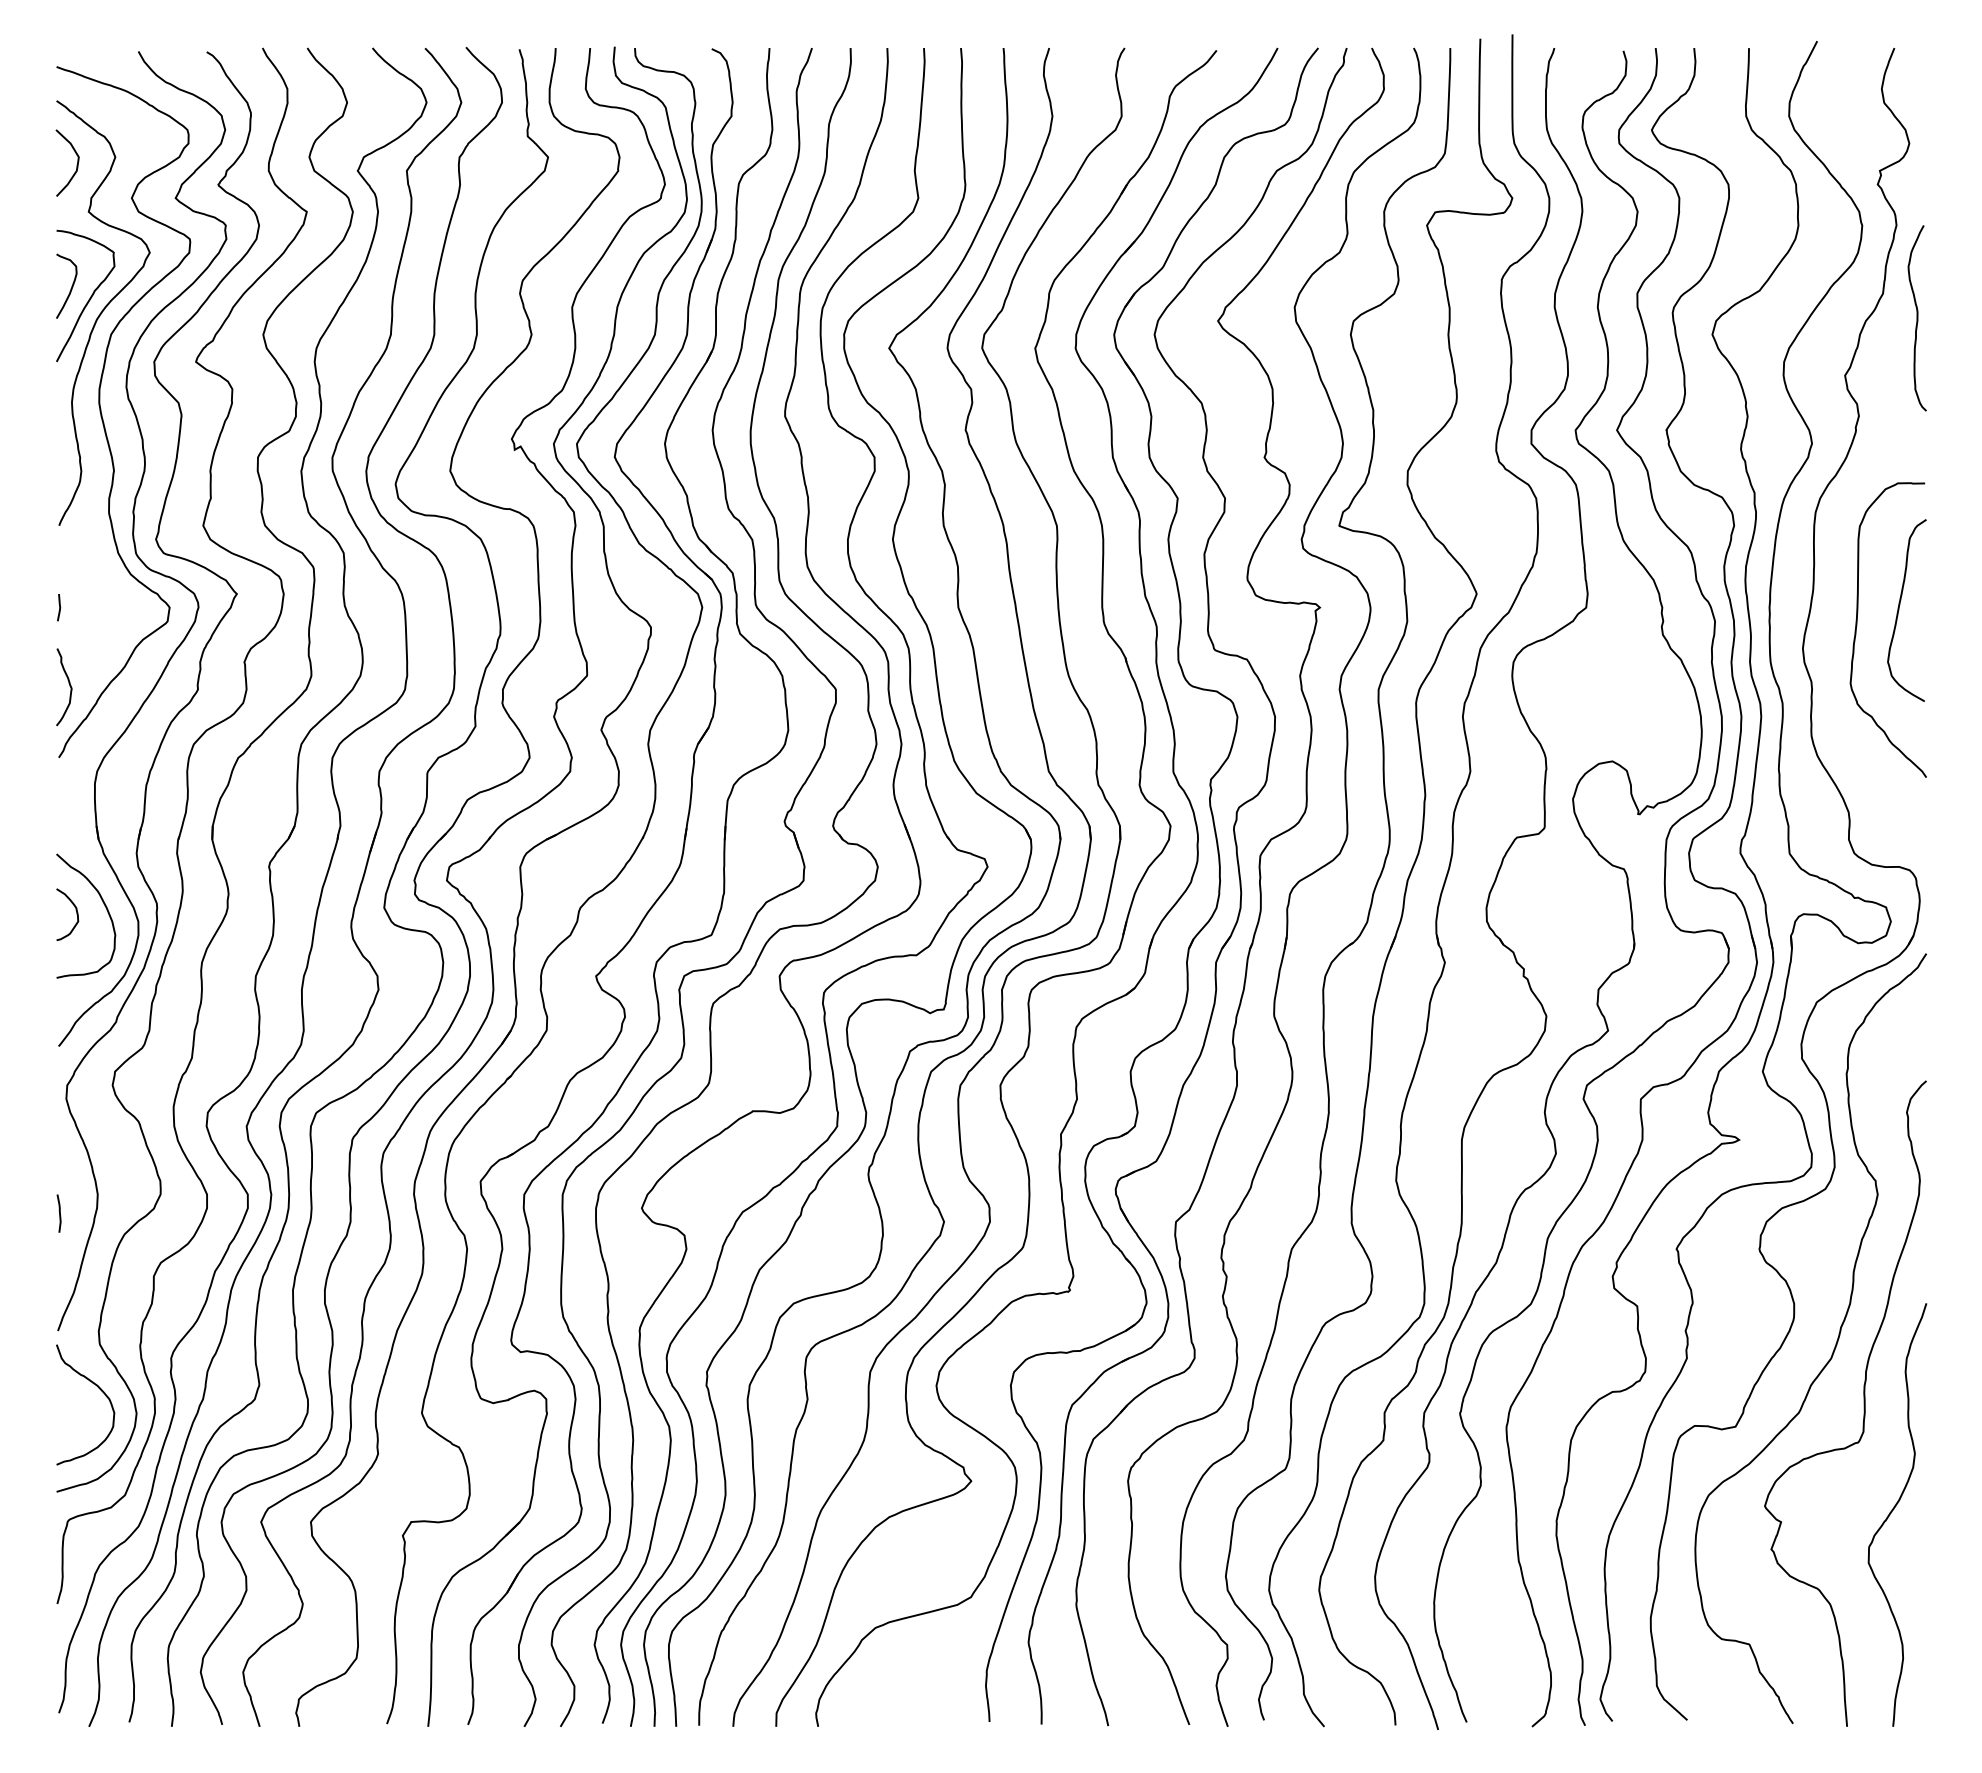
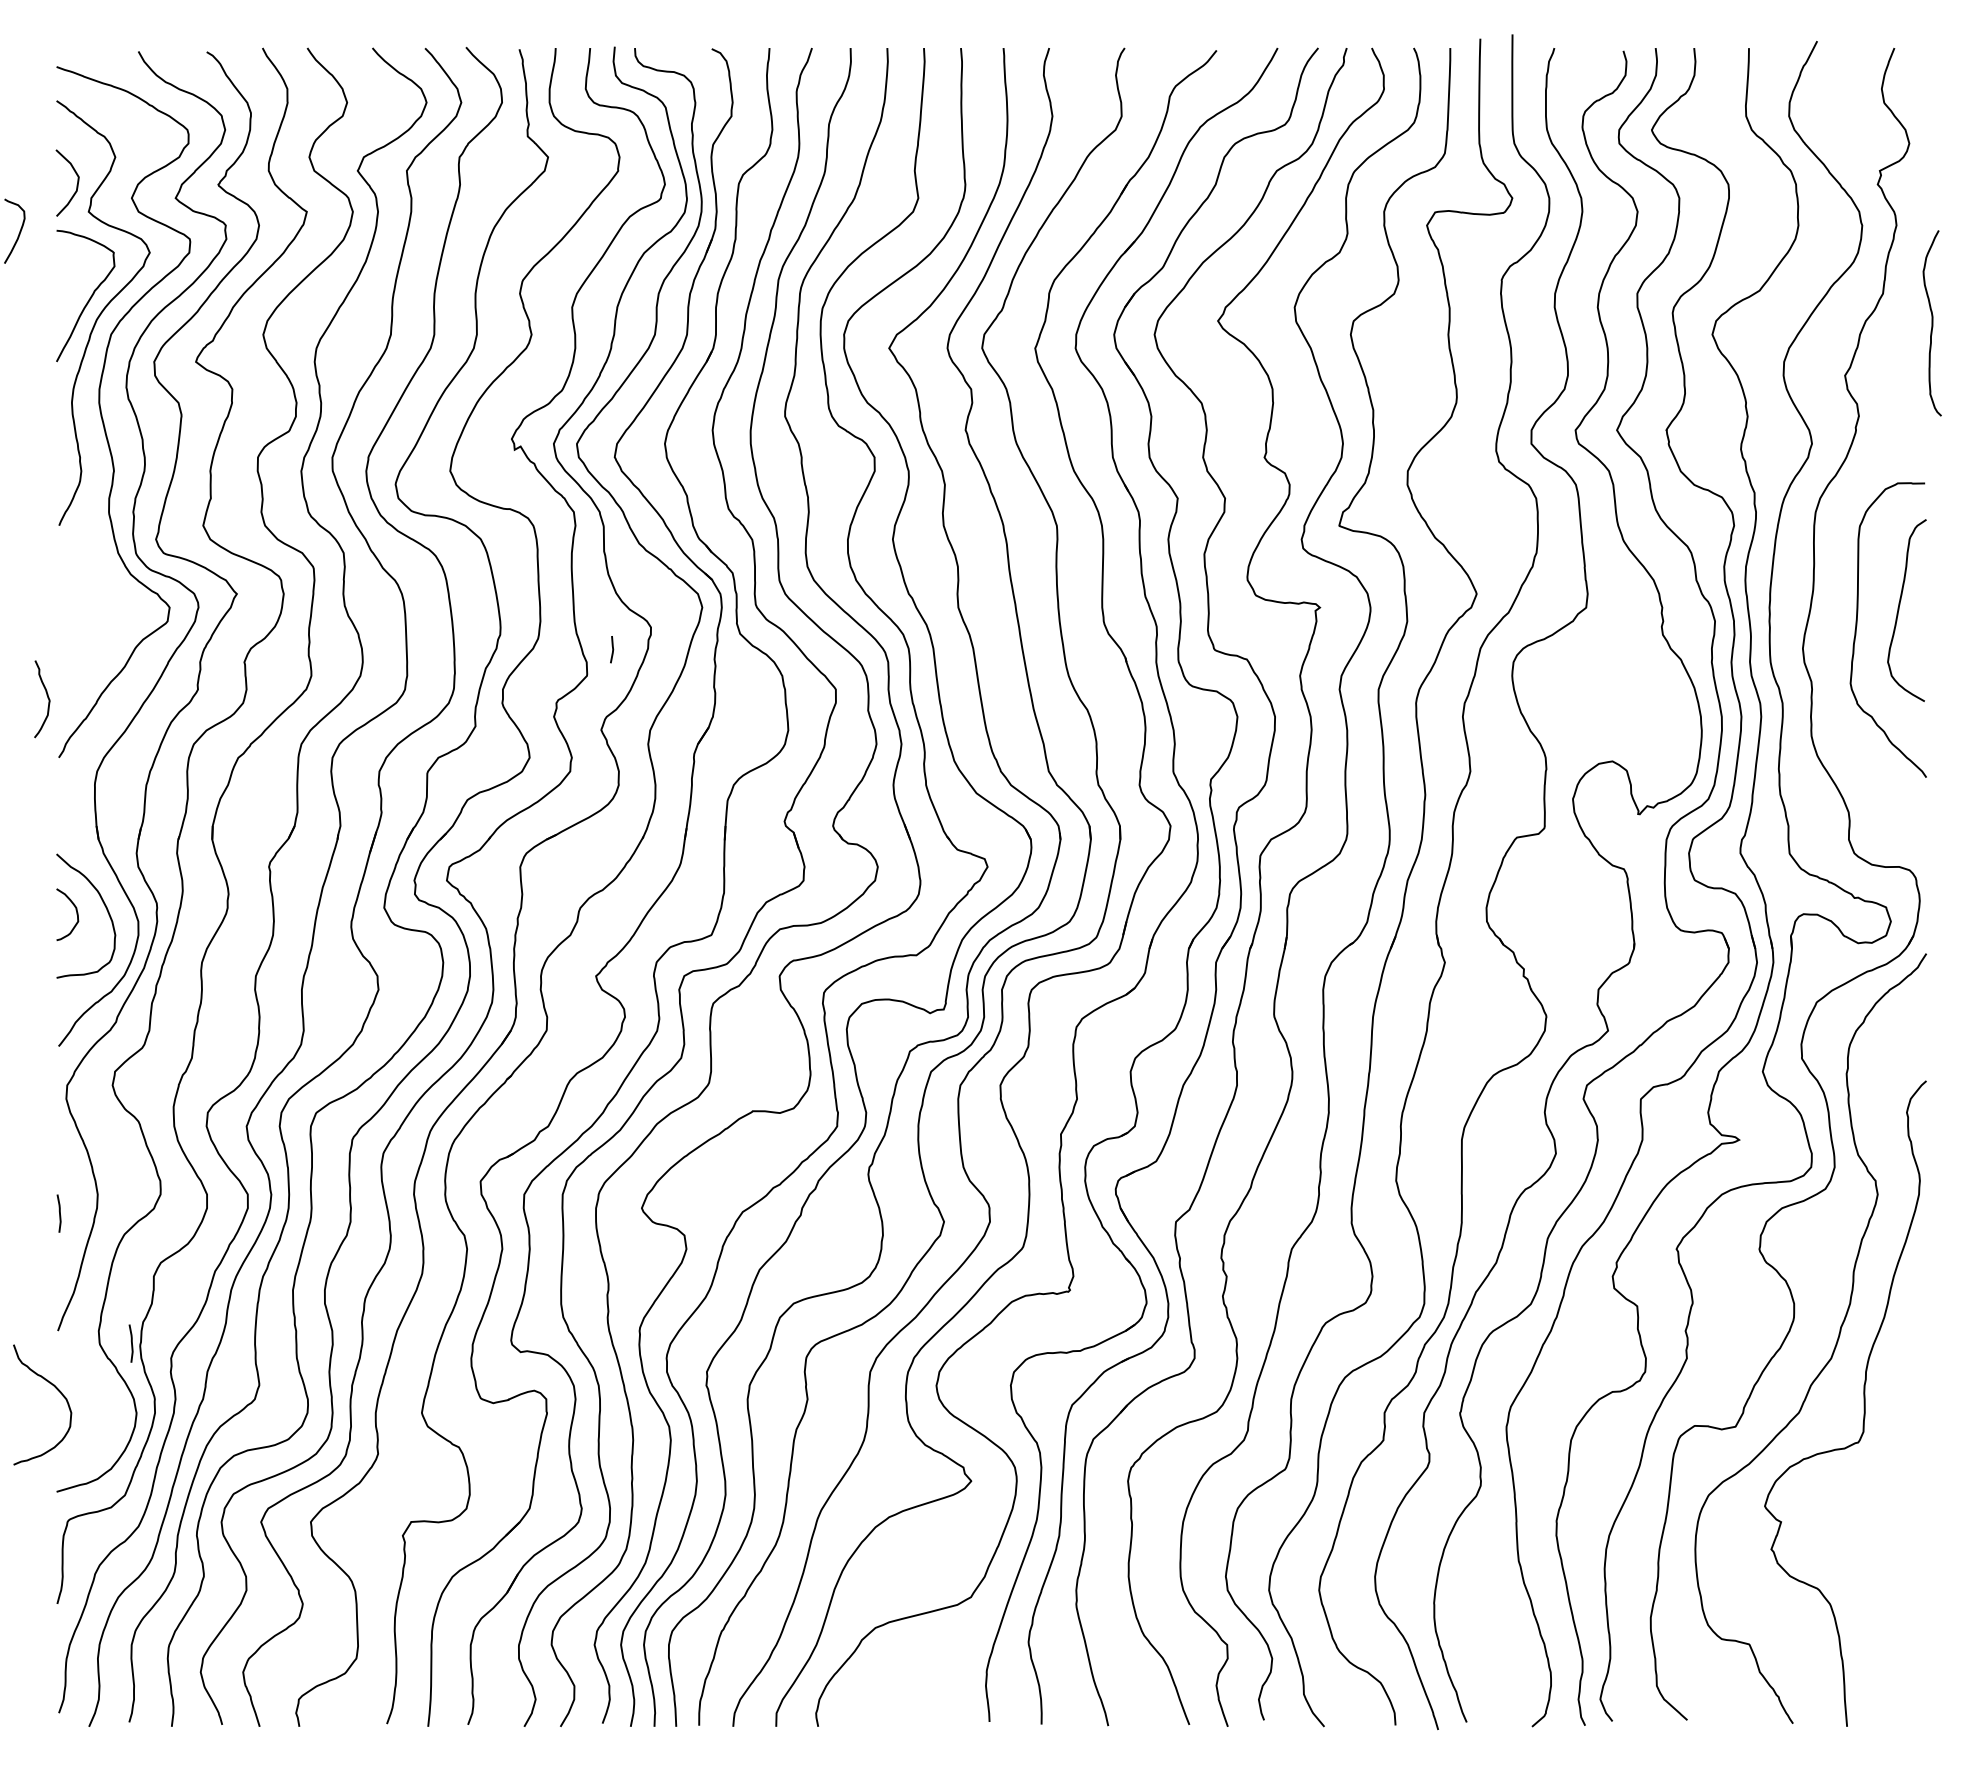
curve position: (76, 164) -> (76, 184) (76, 184)
curve position: (71, 285) -> (19, 230) (19, 230)
curve position: (1916, 318) -> (1931, 323) (1931, 323)
line position: (59, 607) -> (612, 649) (612, 649)
curve position: (69, 686) -> (47, 698) (47, 698)
curve: none -> present (131, 1343)
curve position: (99, 1389) -> (56, 1389) (56, 1389)
curve: present -> none (1893, 1510)
